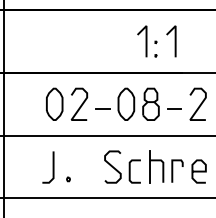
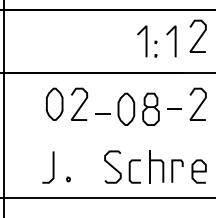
curve: none -> present (199, 36)
part position: (127, 103) -> (127, 108) (127, 108)
line: present -> none (107, 135)
